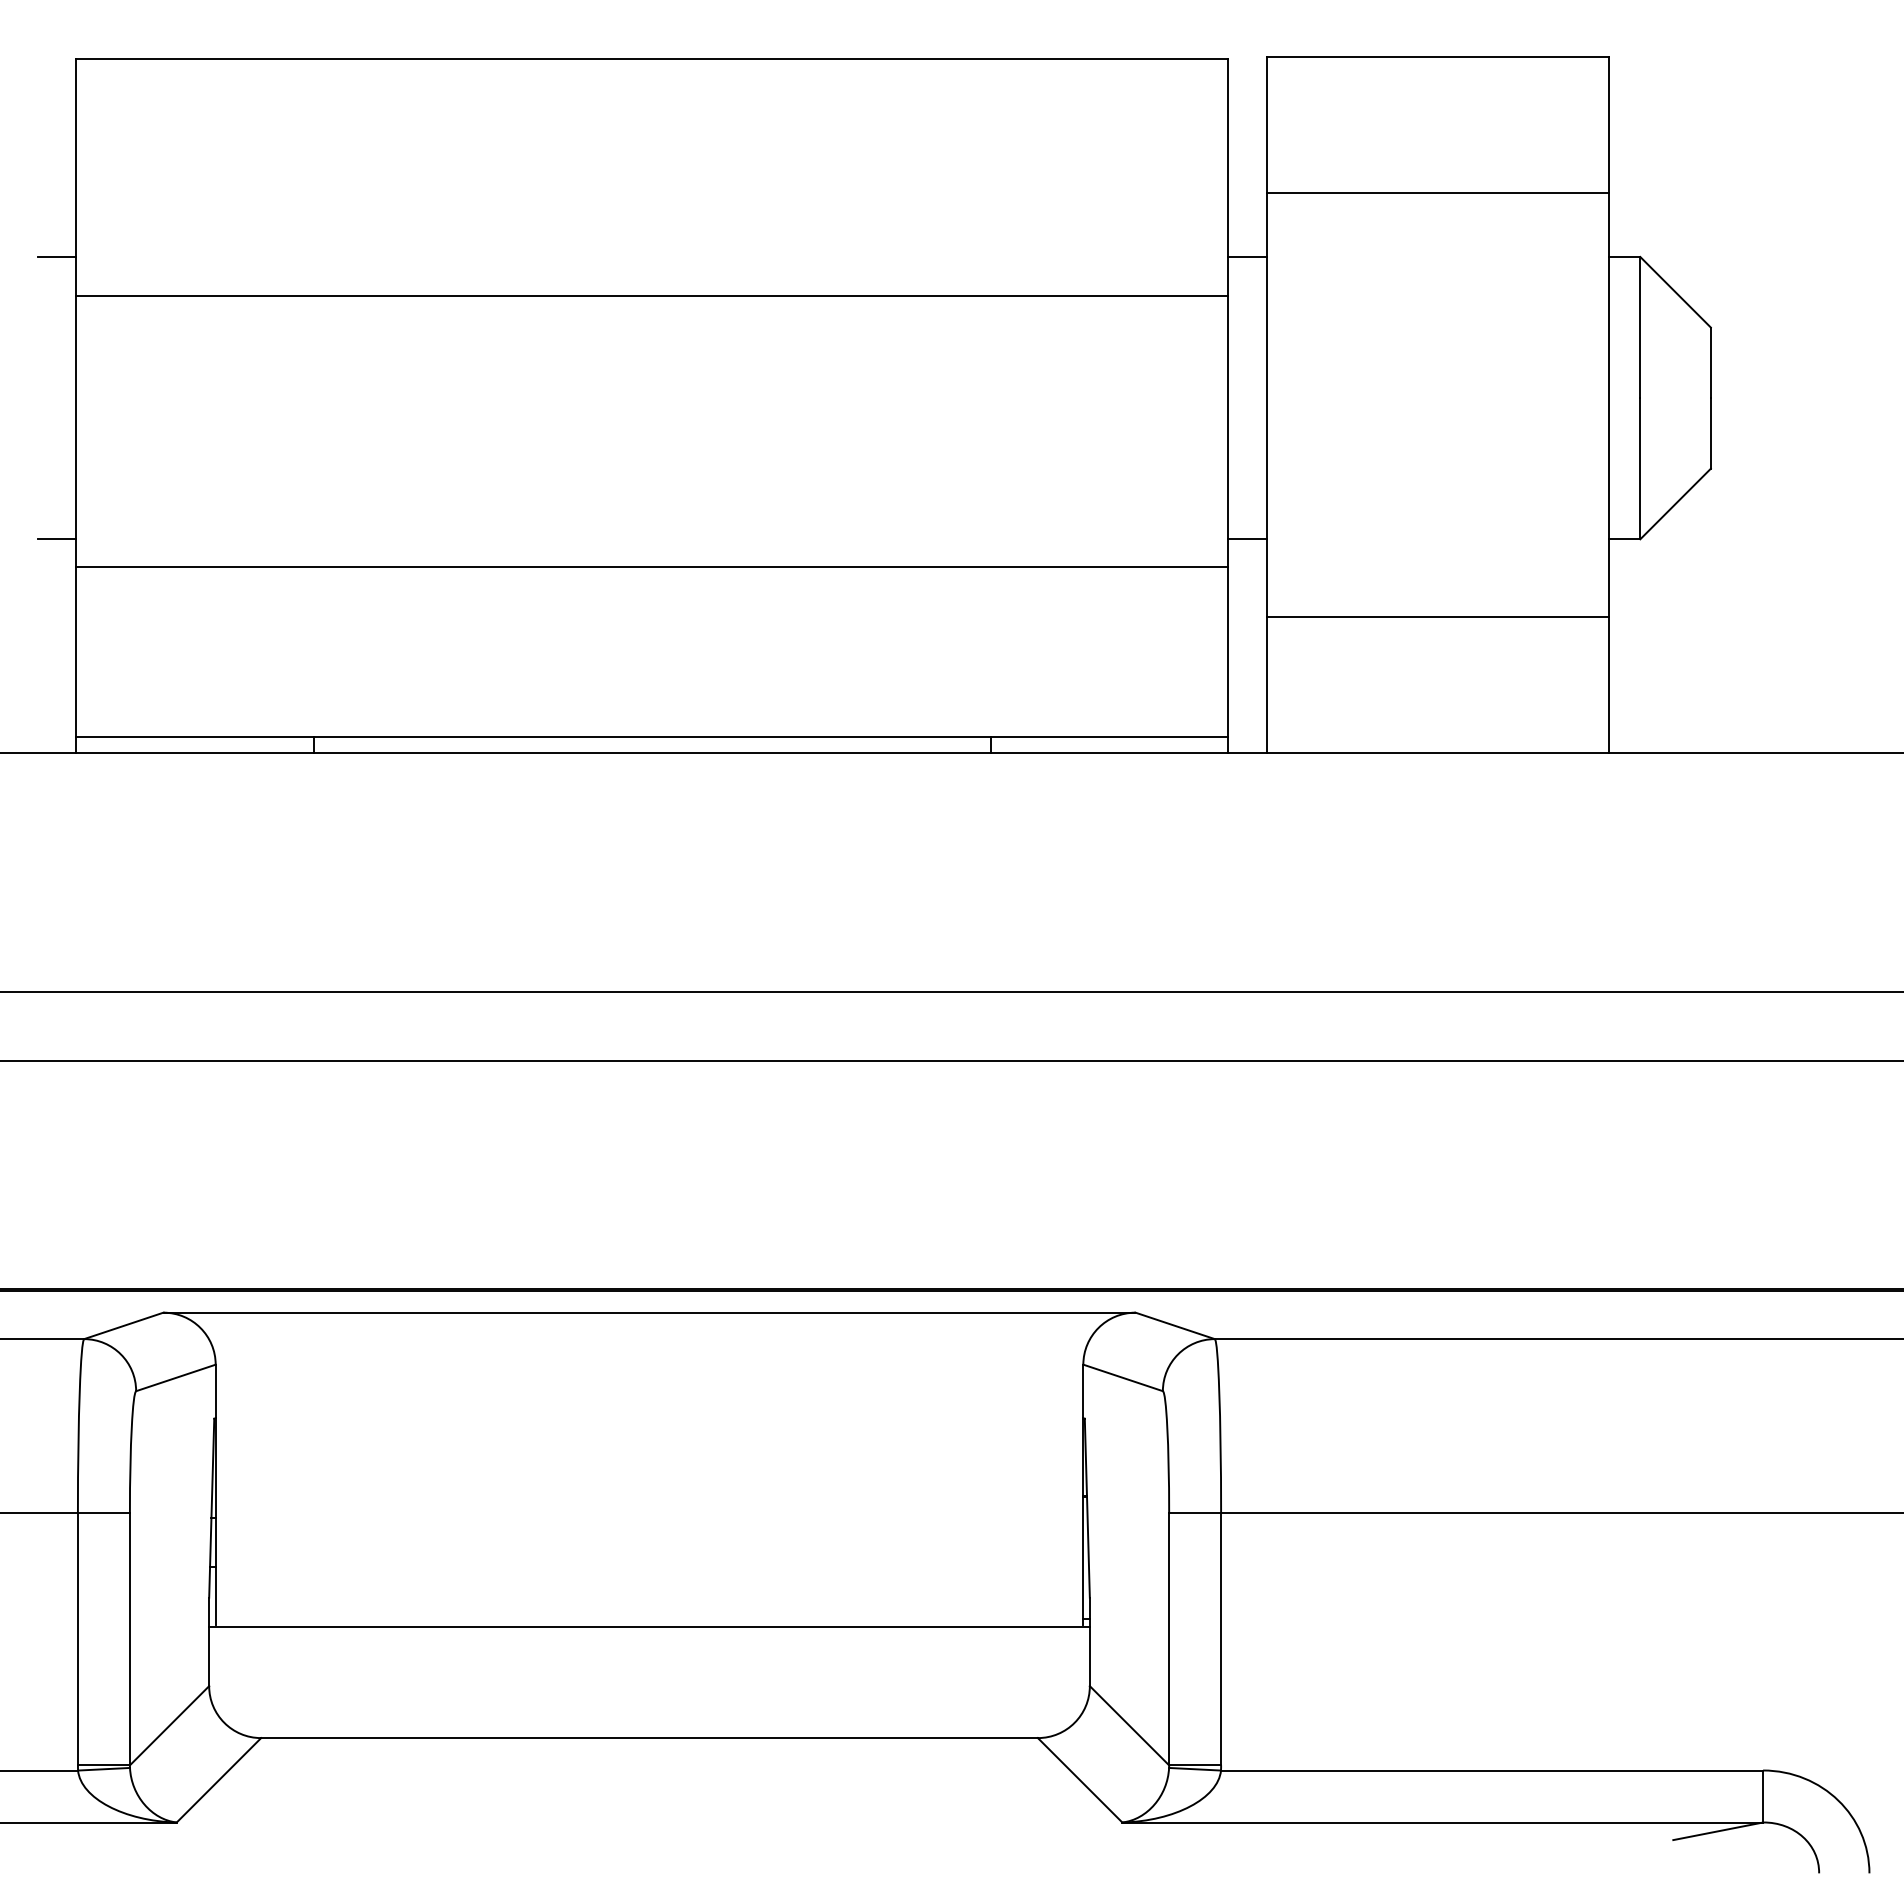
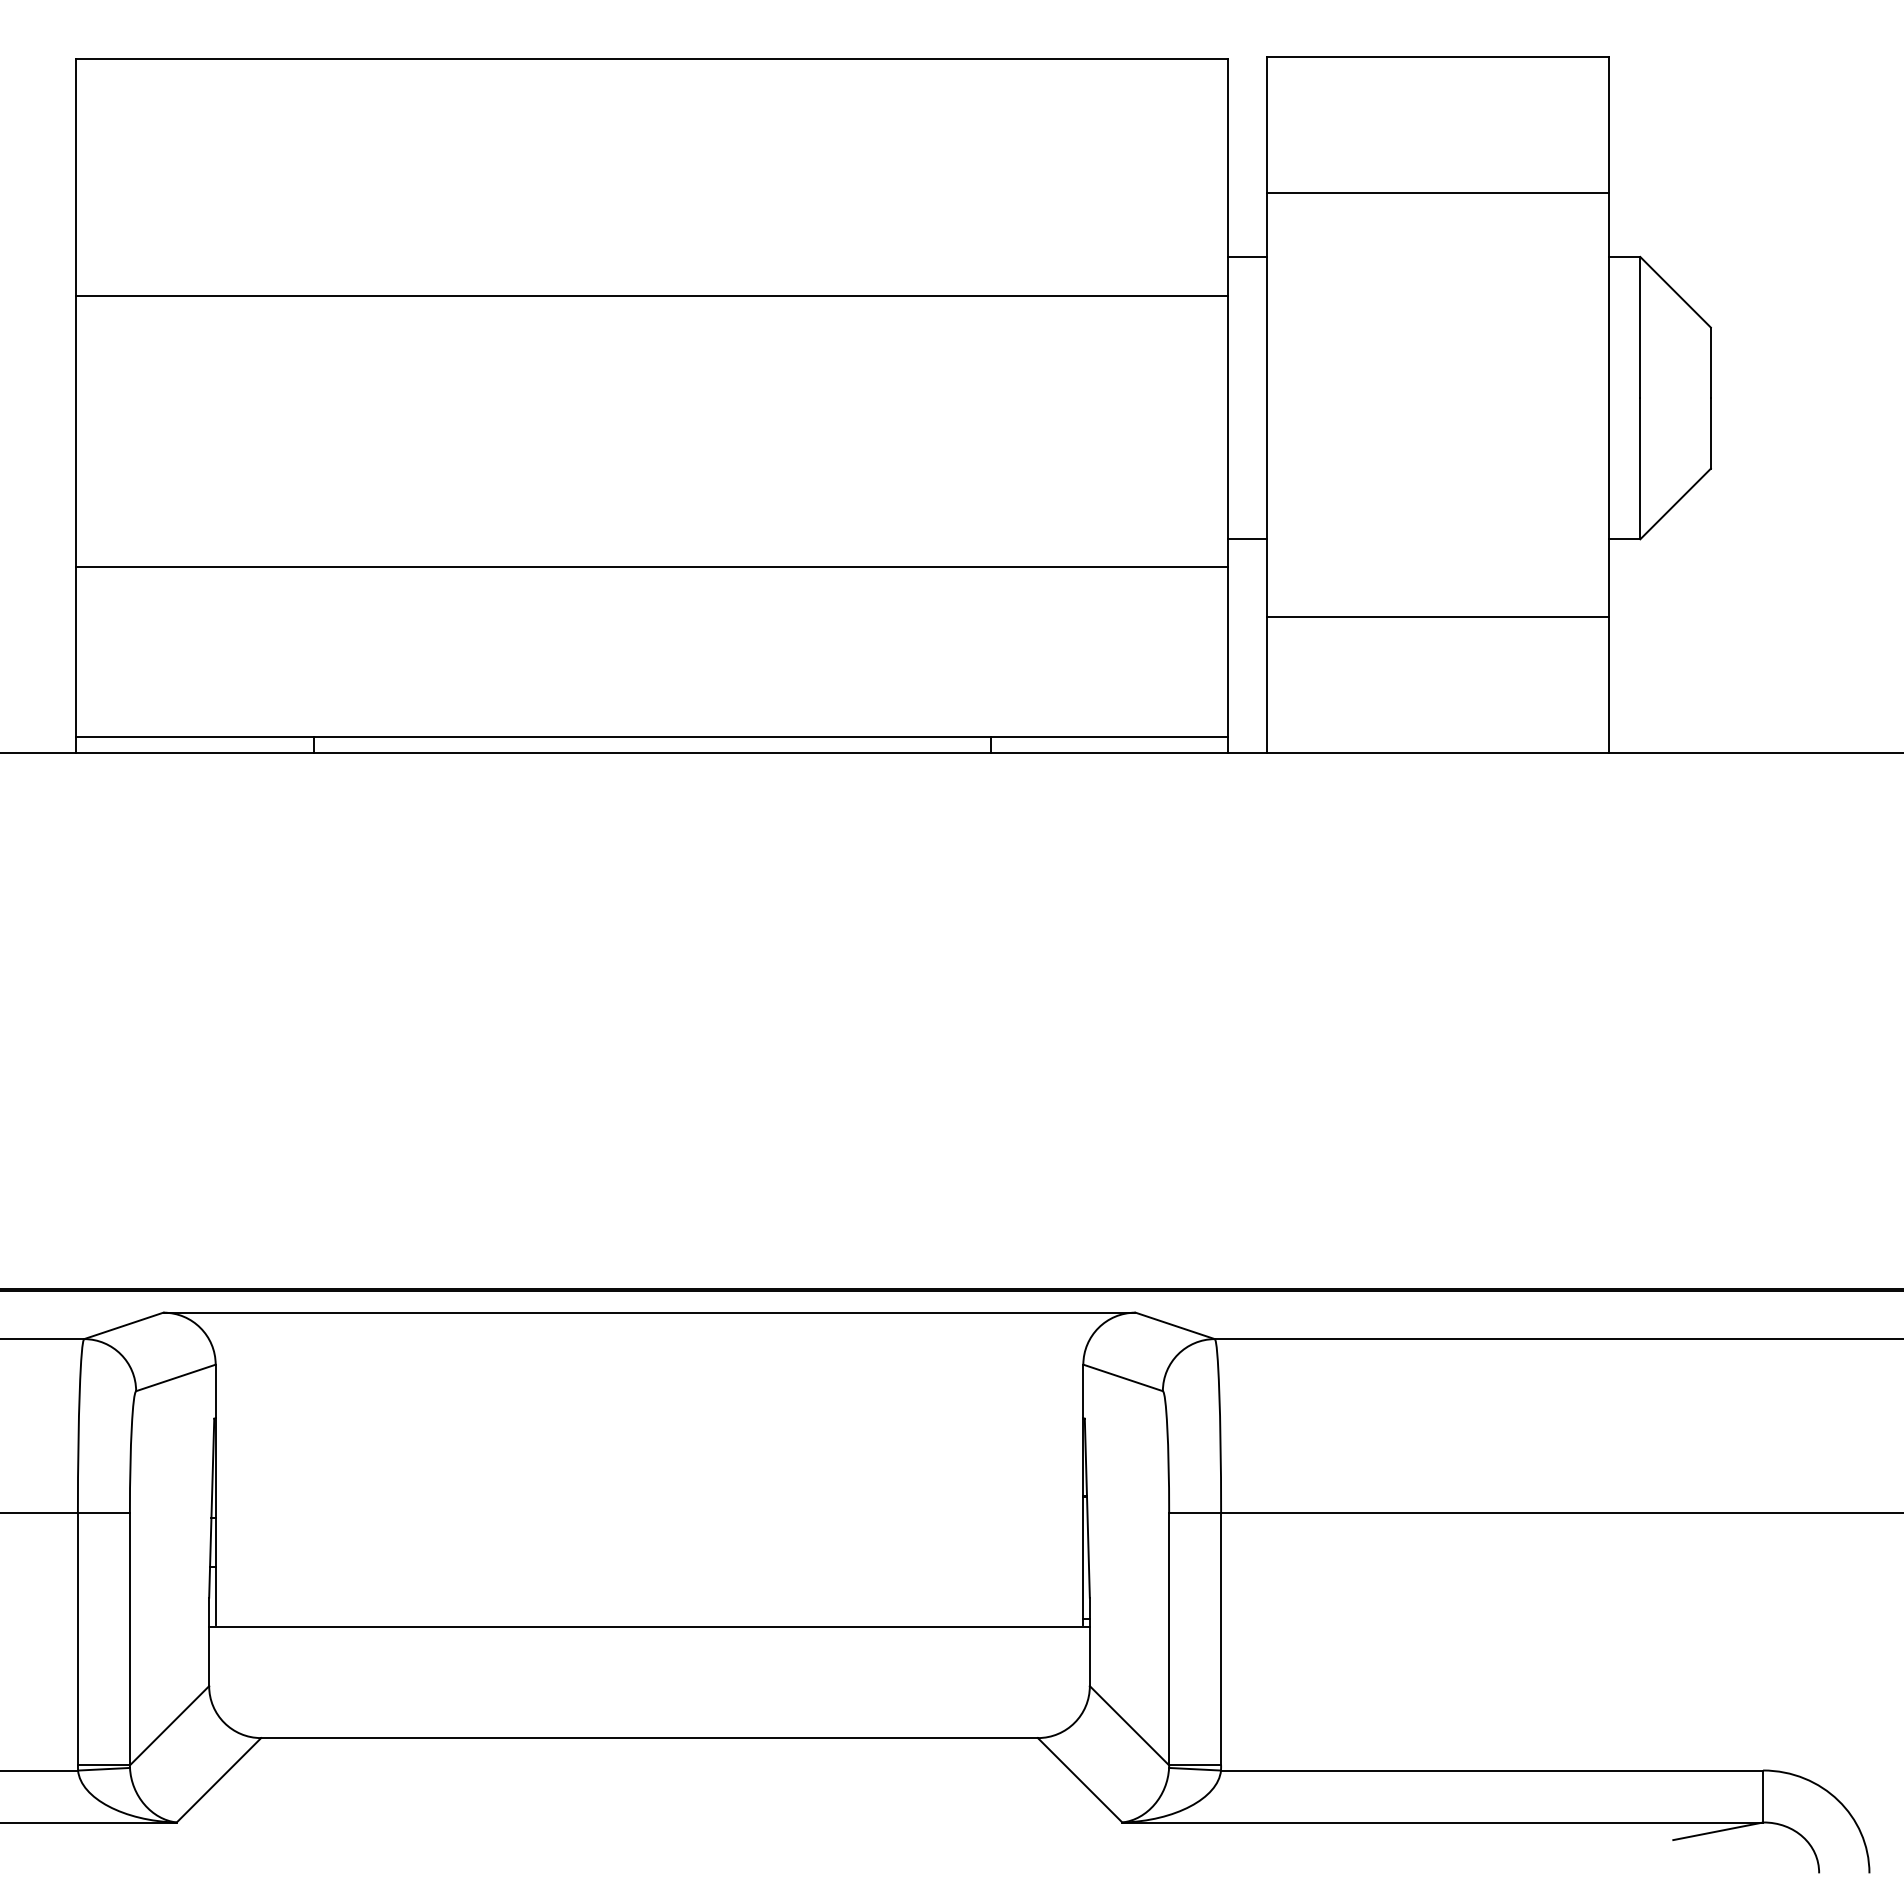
line: present -> none (56, 256)
line: present -> none (56, 539)
line: present -> none (951, 992)
line: present -> none (951, 1060)
